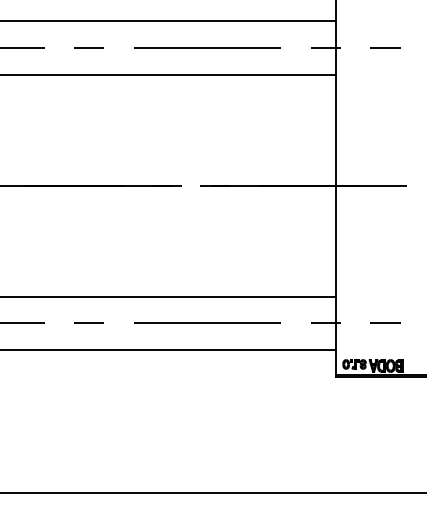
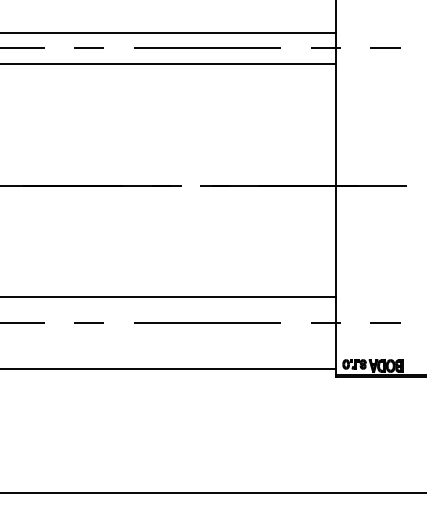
line position: (169, 21) -> (169, 33) (169, 33)
line position: (169, 74) -> (169, 63) (169, 63)
line position: (169, 349) -> (169, 368) (169, 368)
